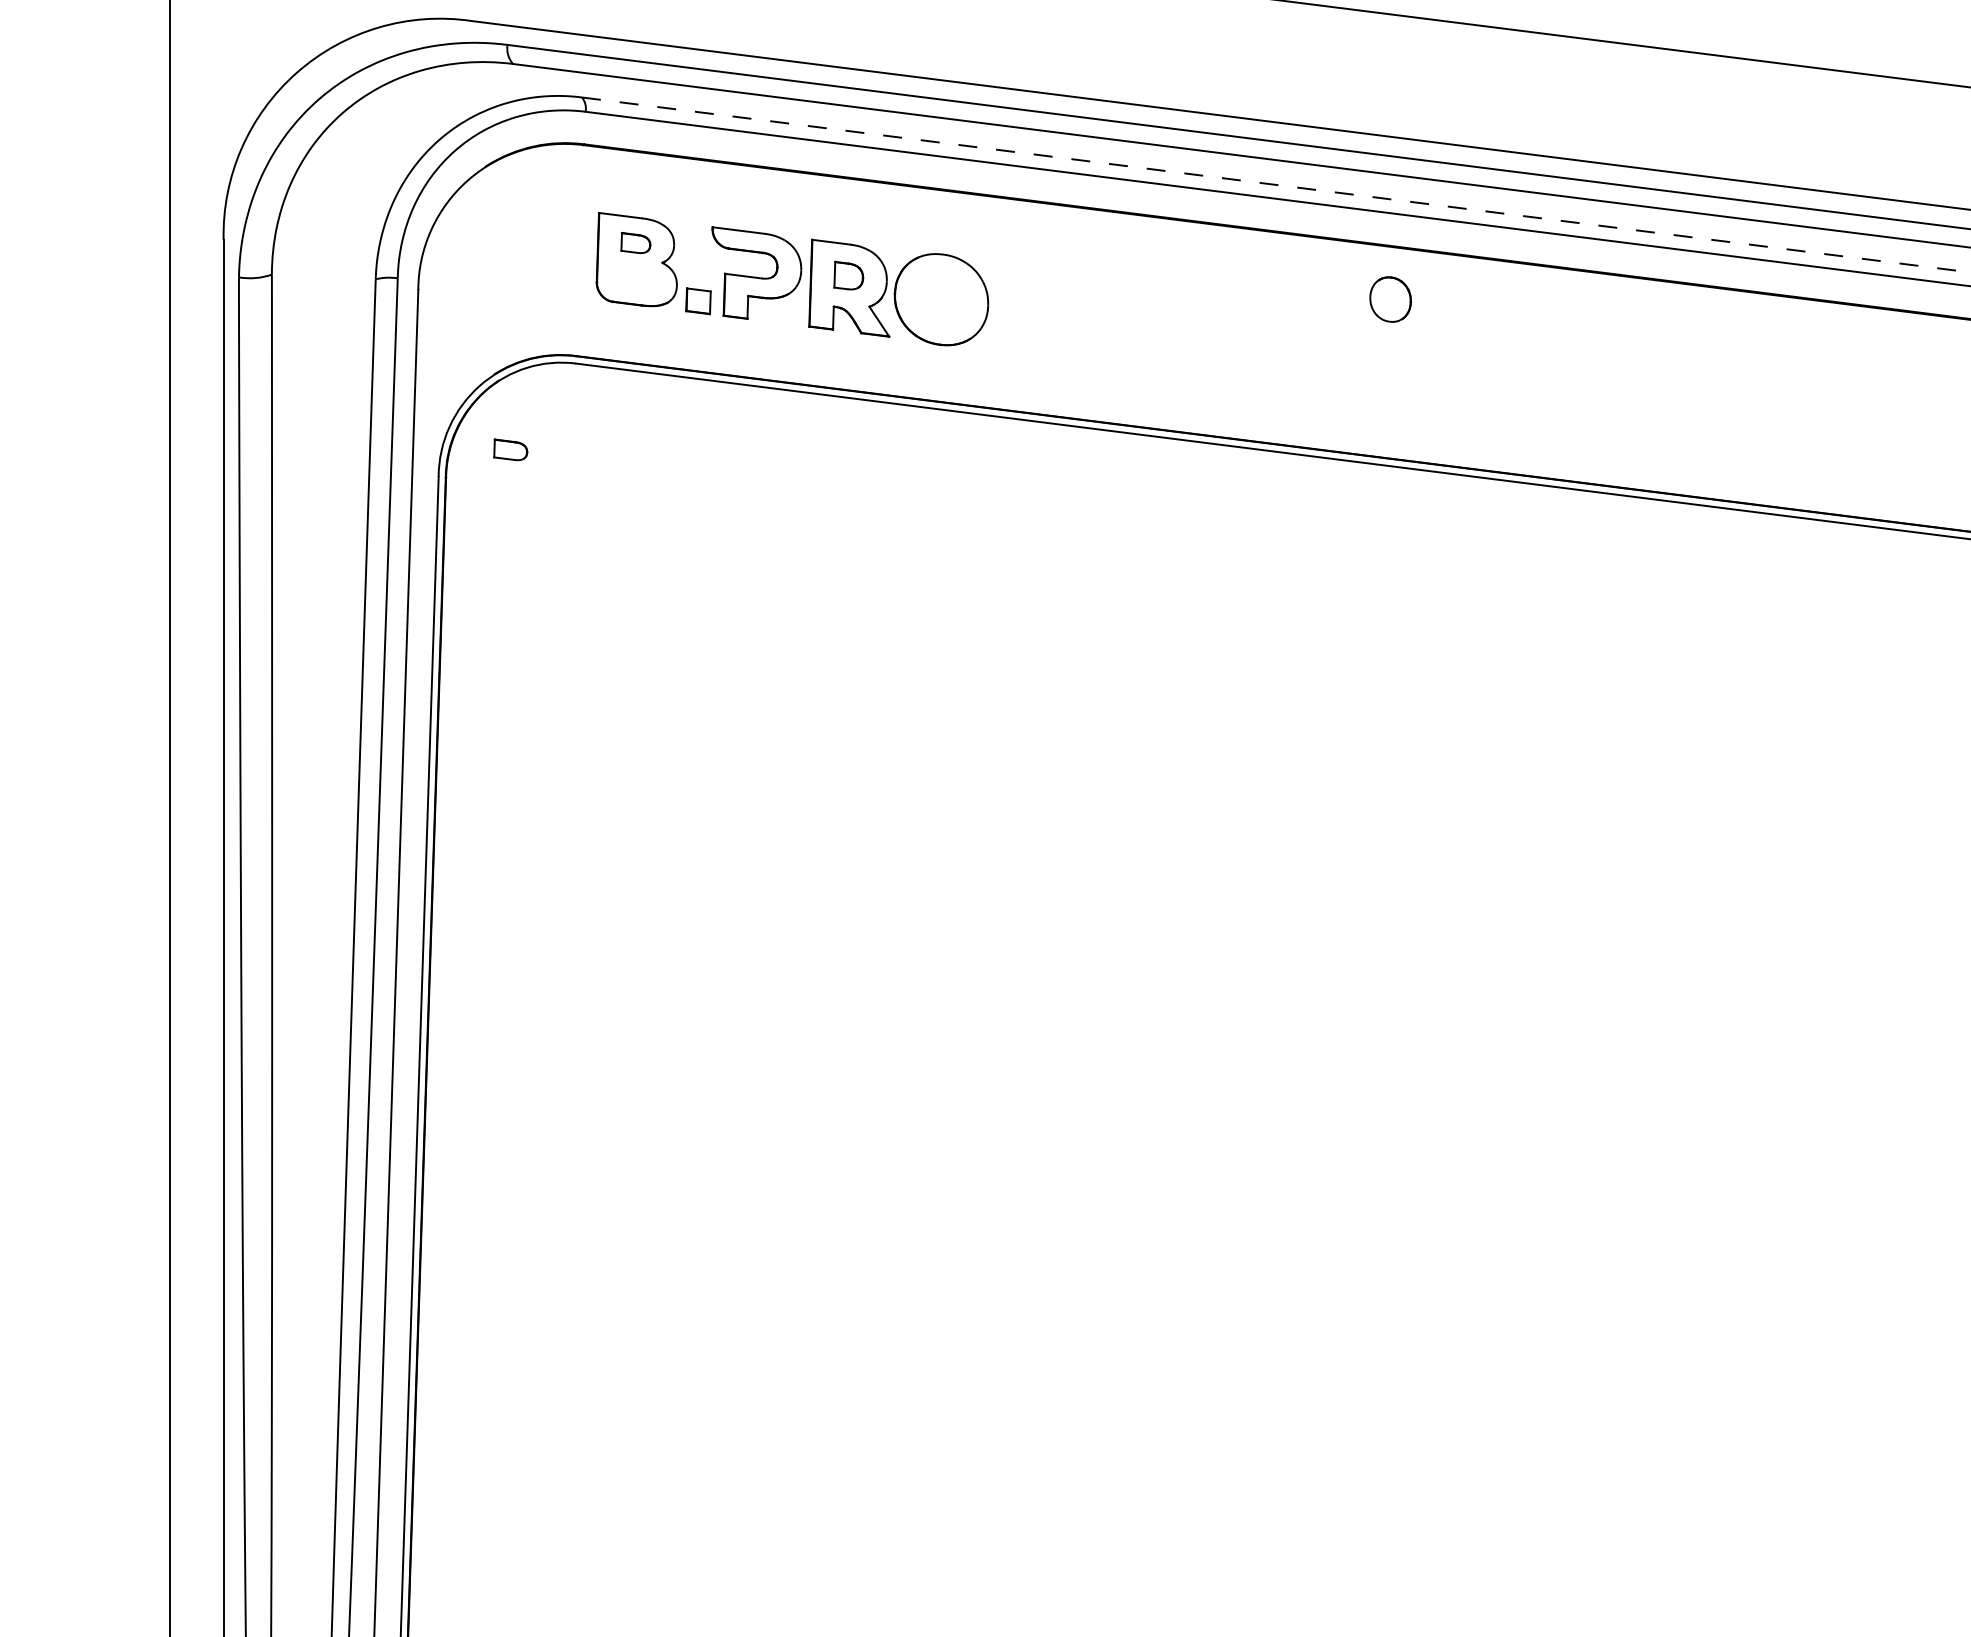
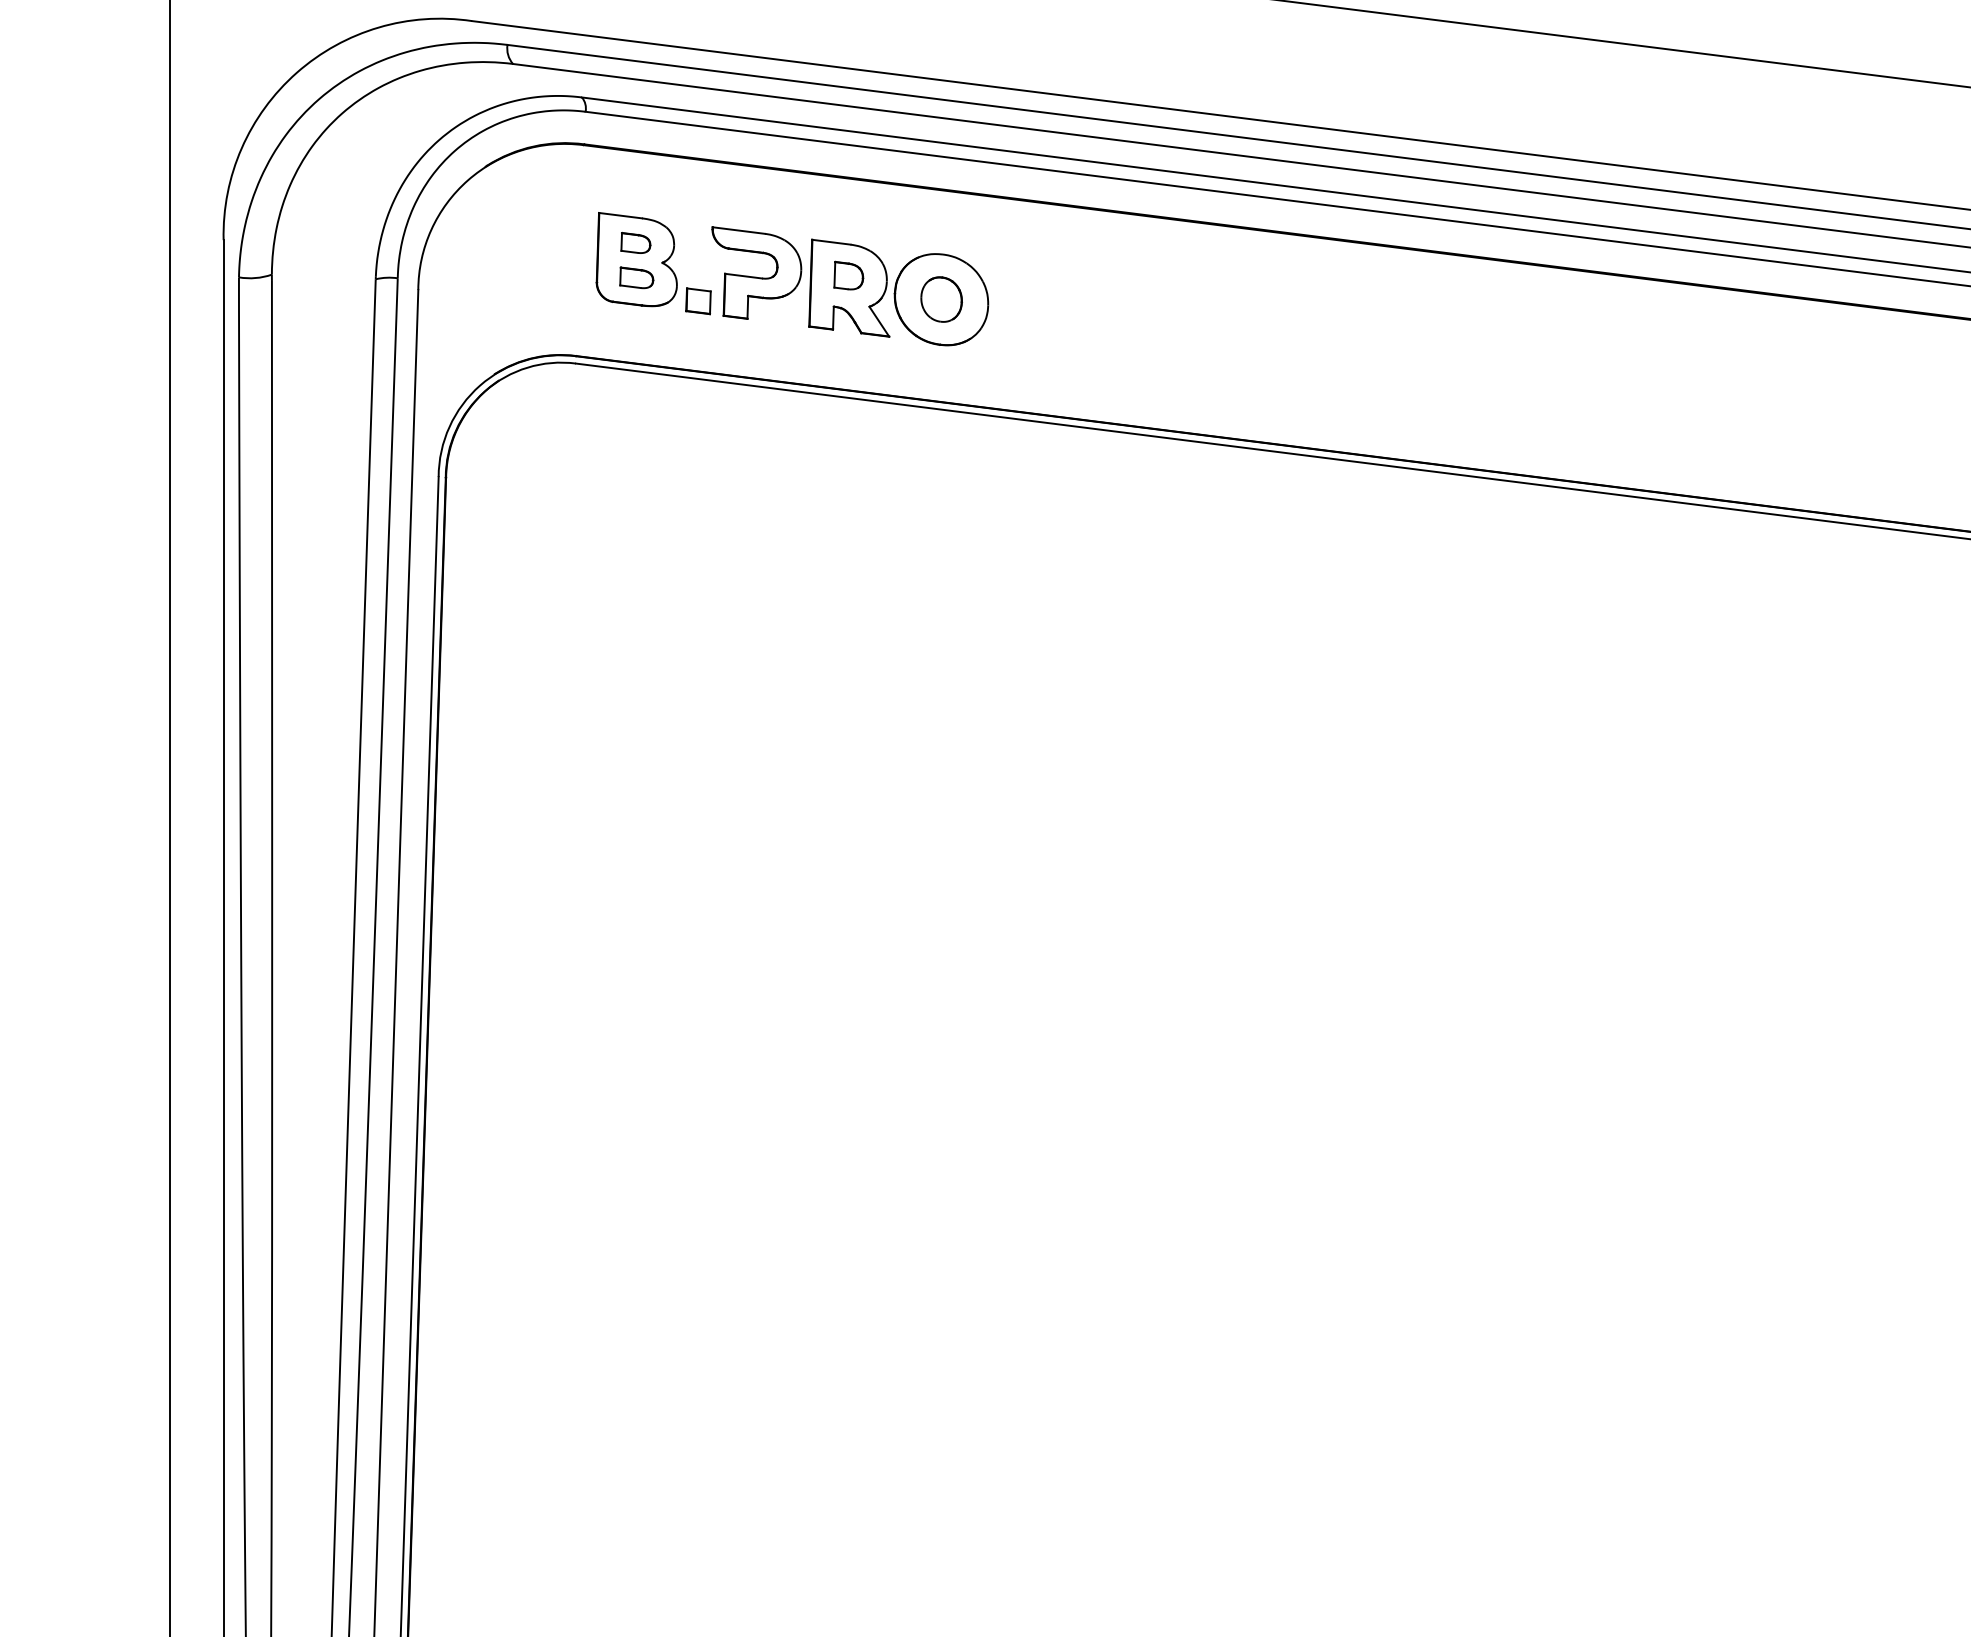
line: dashed -> solid (1276, 184)
part position: (1390, 299) -> (941, 299) (941, 299)
part position: (510, 449) -> (636, 277) (636, 277)
